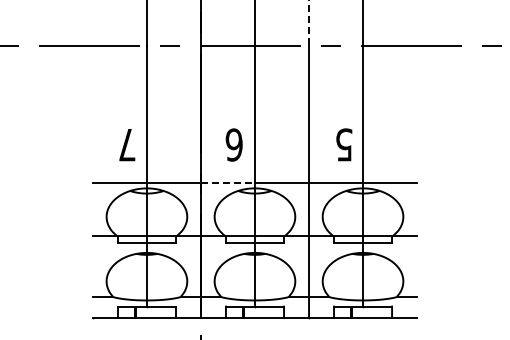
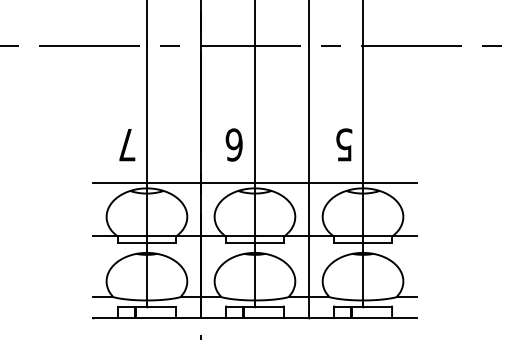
line: dashed -> solid (308, 22)
line: dashed -> solid (228, 182)
